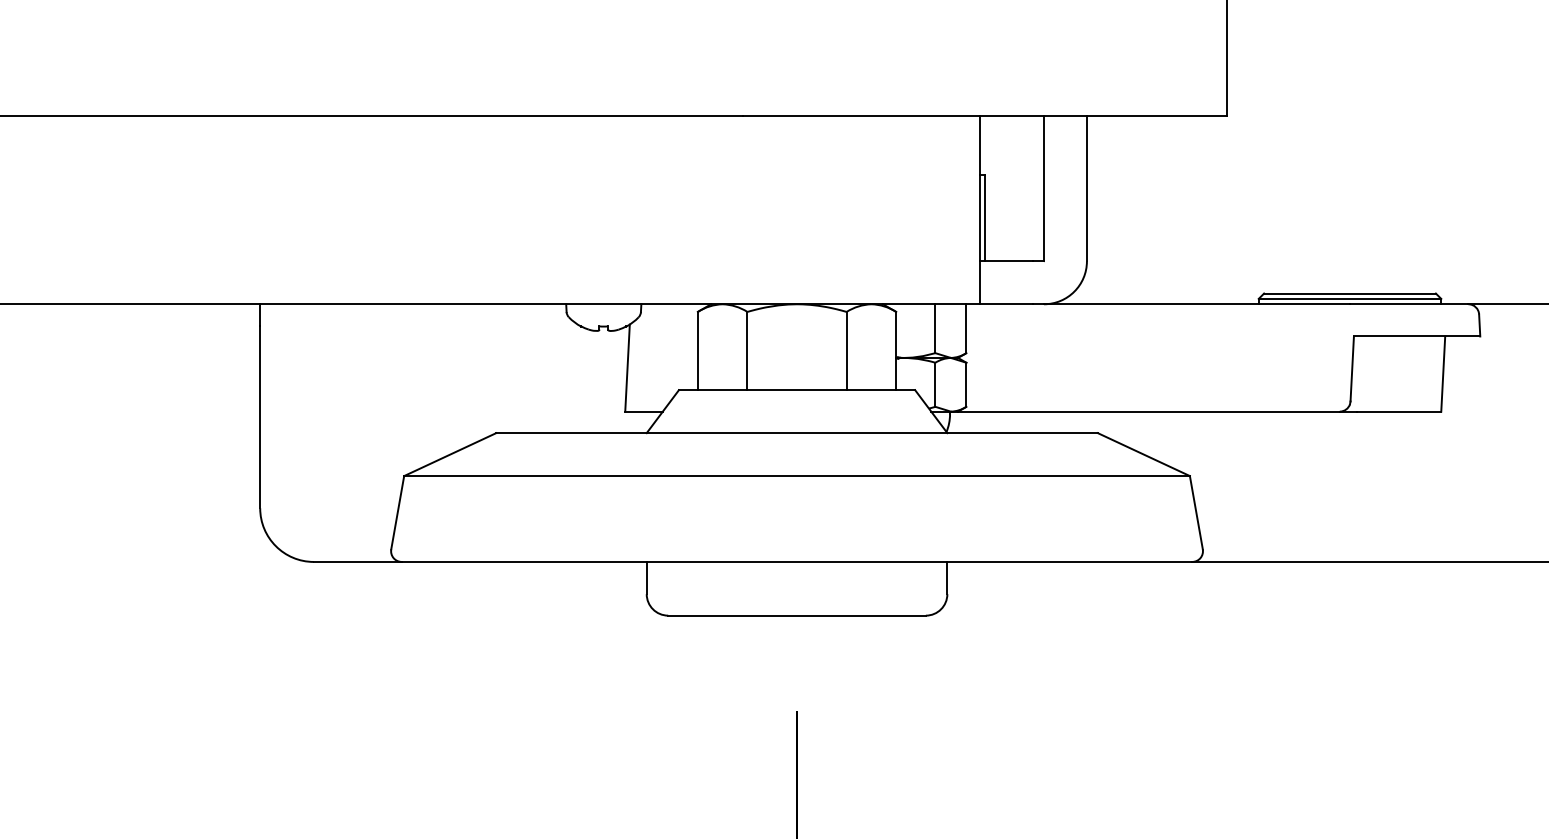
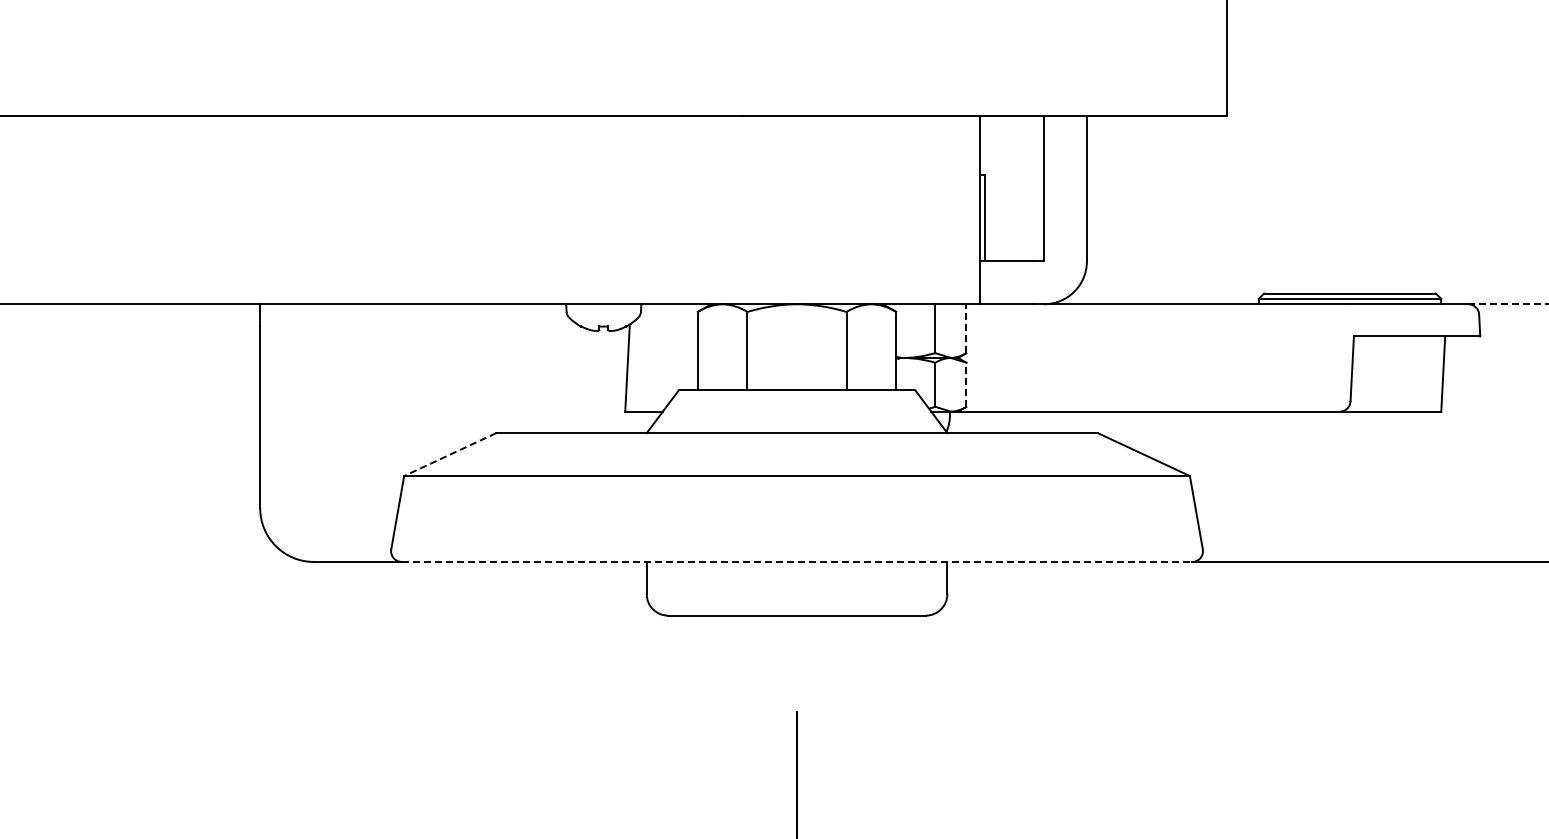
line: solid -> dashed (1508, 304)
line: solid -> dashed (966, 328)
line: solid -> dashed (966, 384)
line: solid -> dashed (450, 454)
line: solid -> dashed (797, 561)
